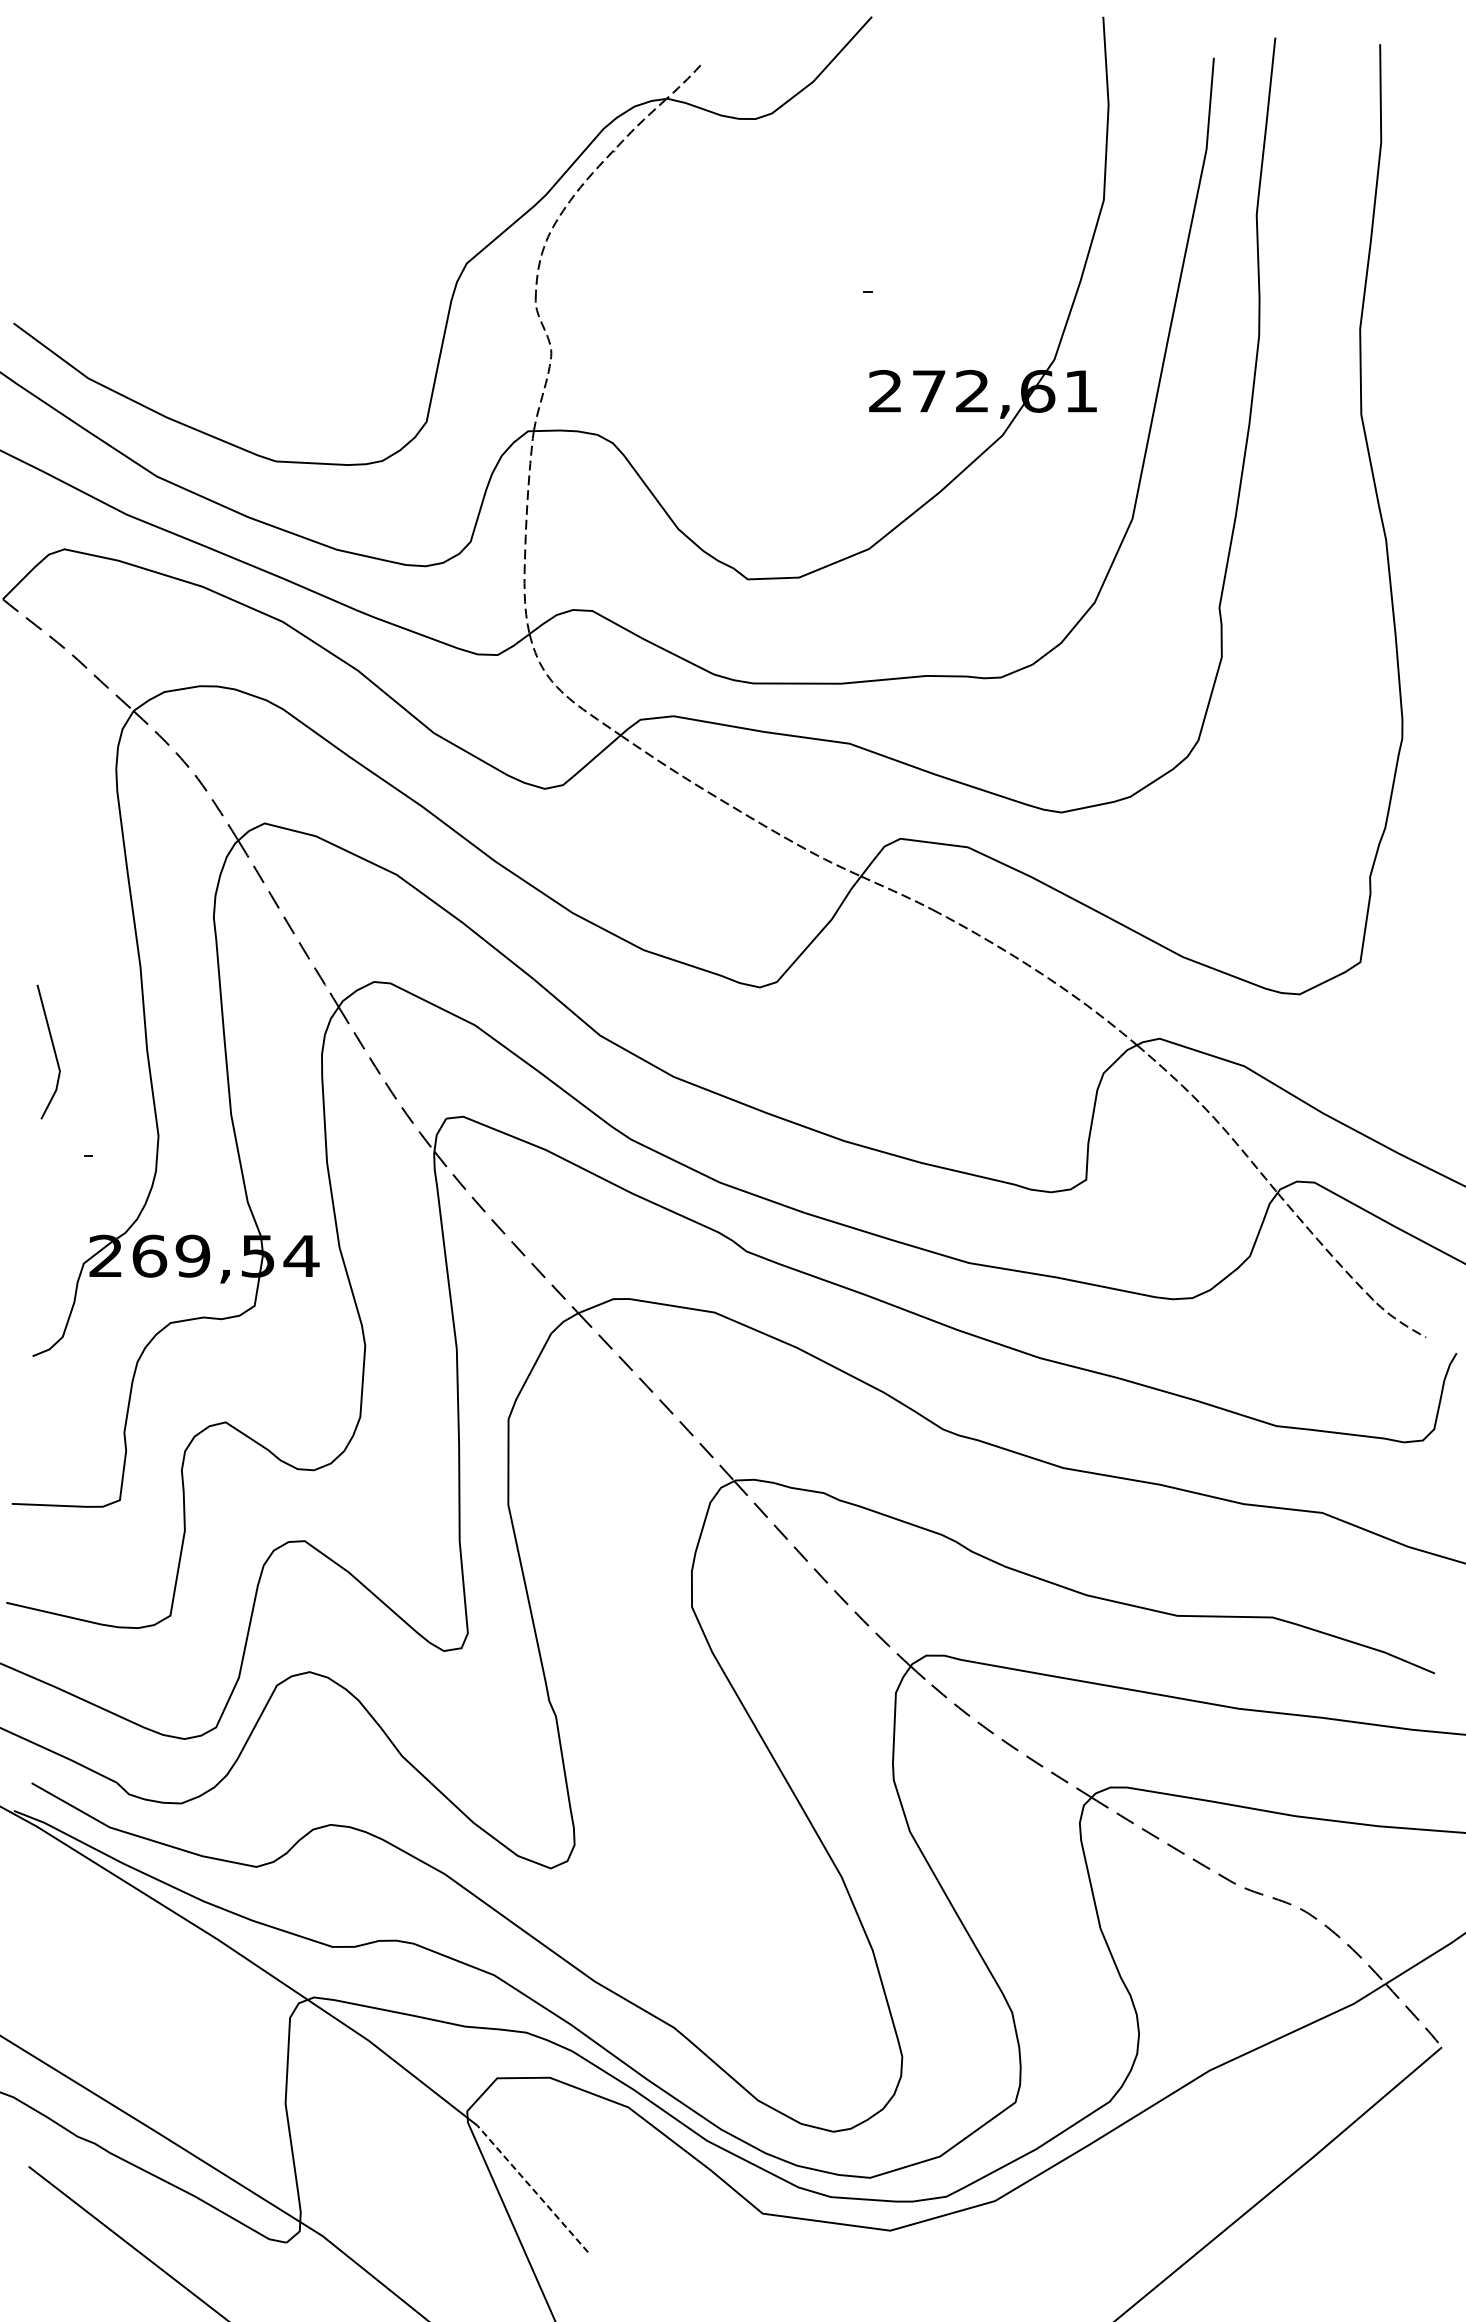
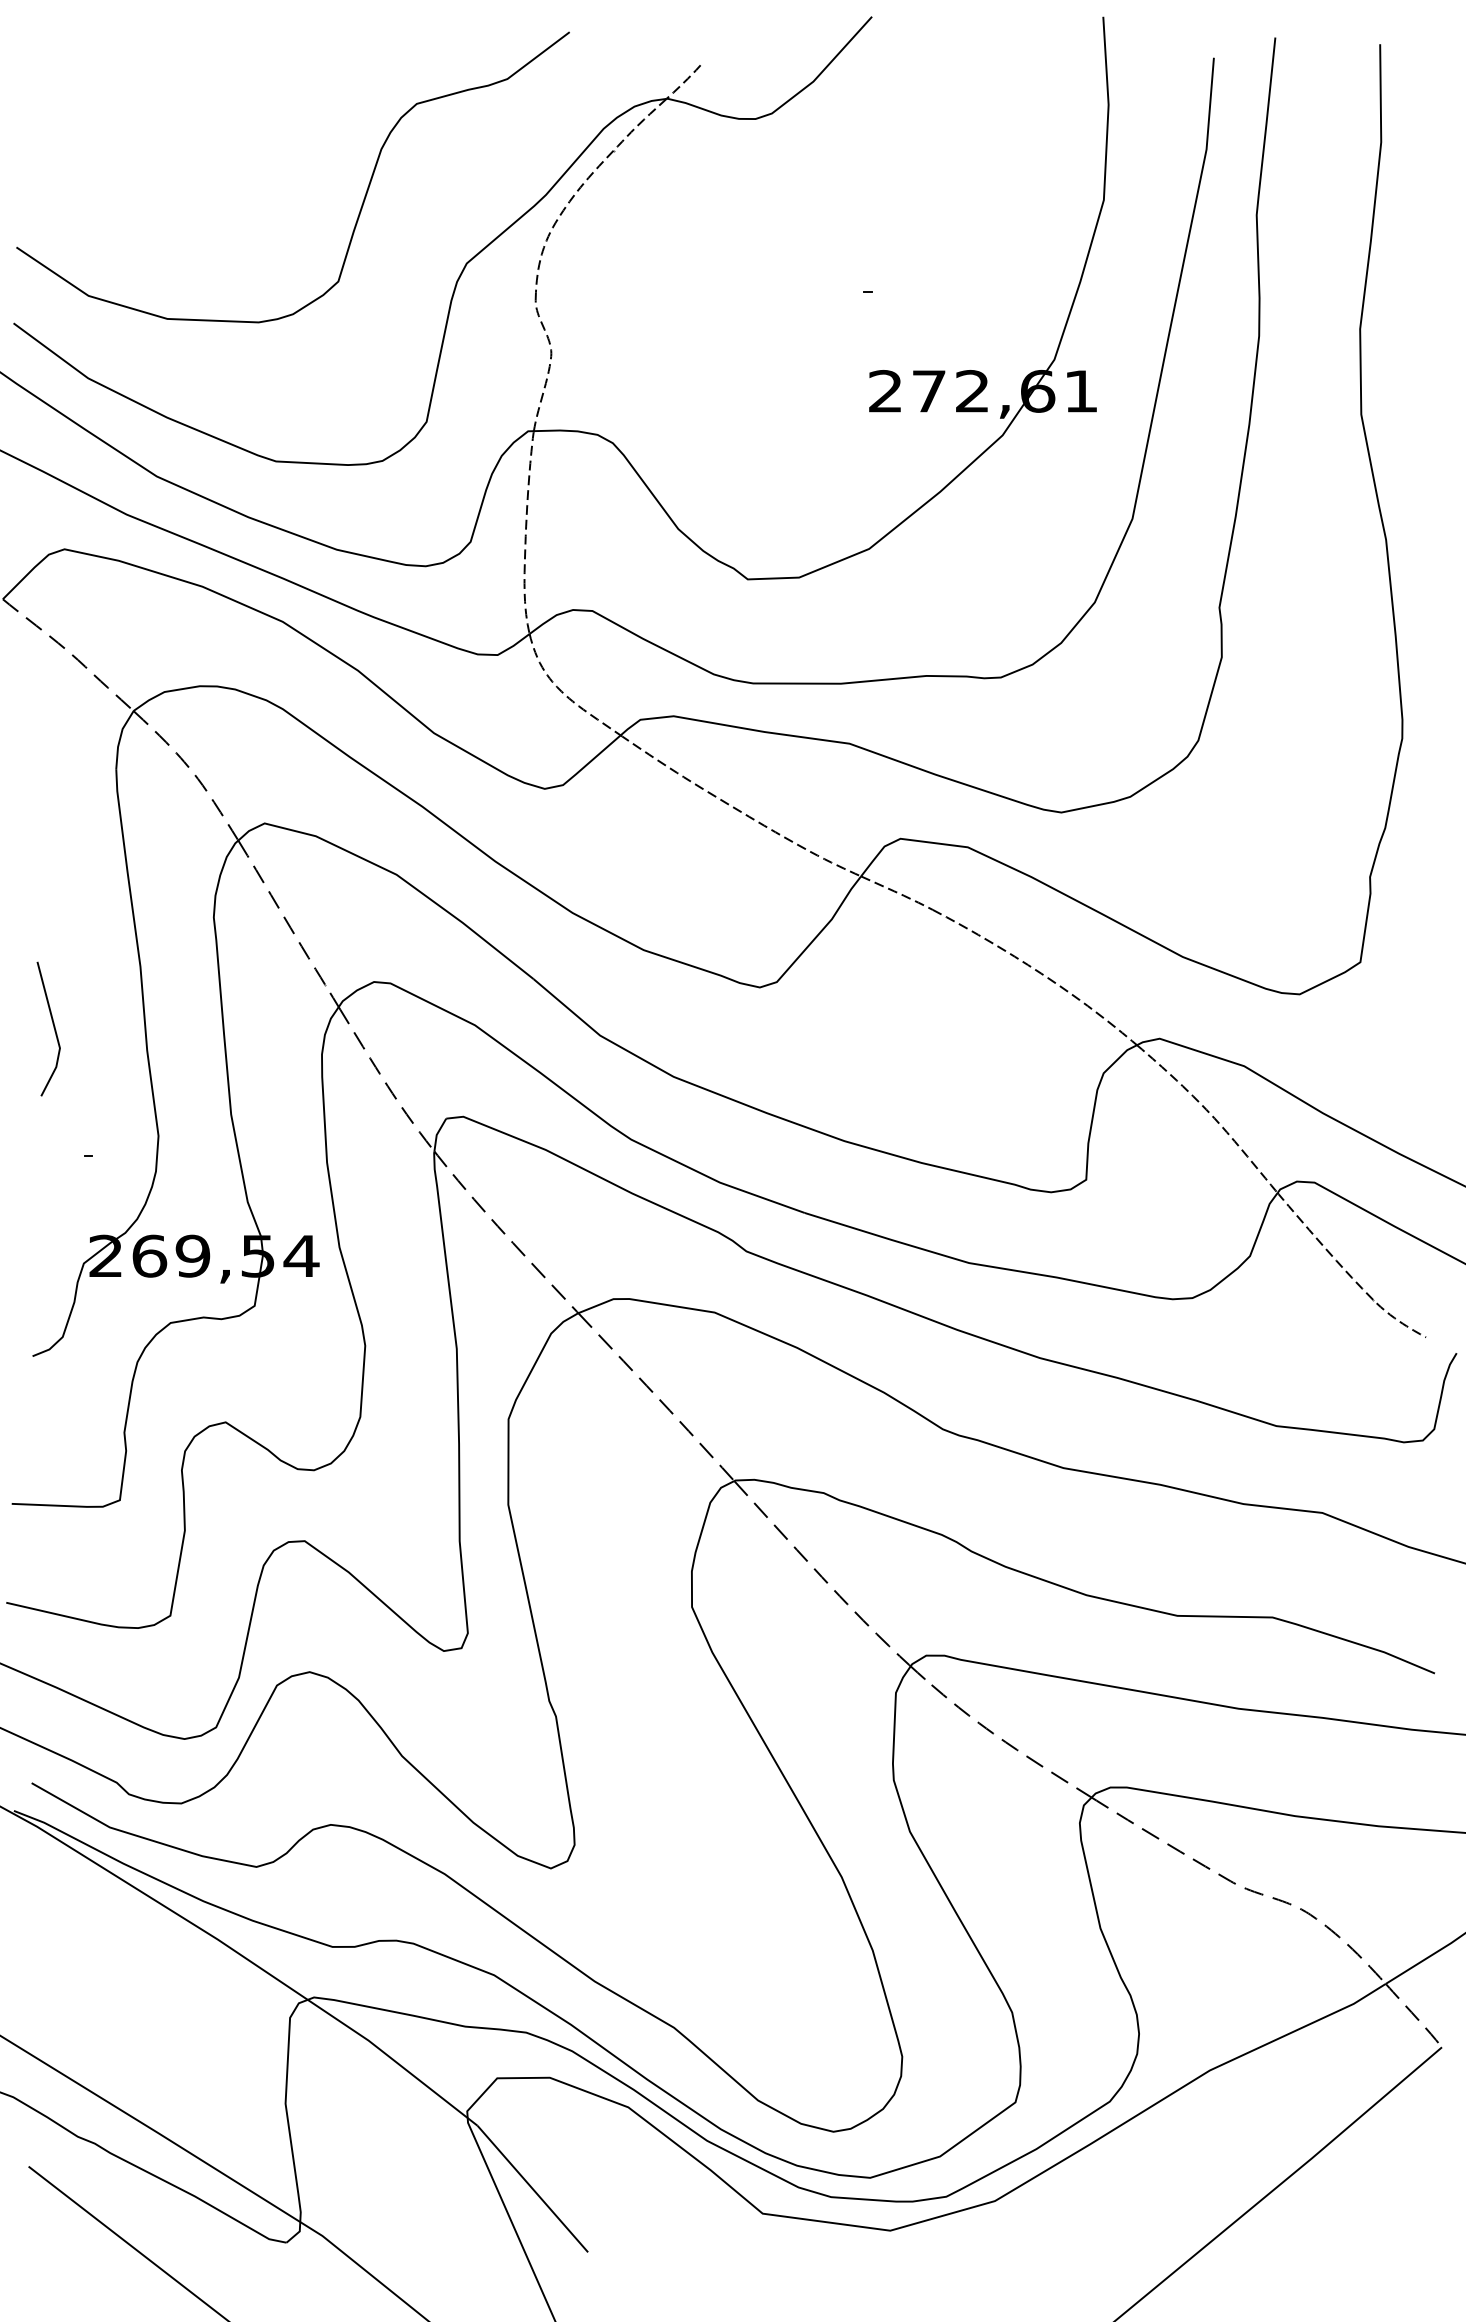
curve: none -> present (362, 201)
line position: (53, 1051) -> (53, 1028) (53, 1028)
line: dashed -> solid (532, 2188)
